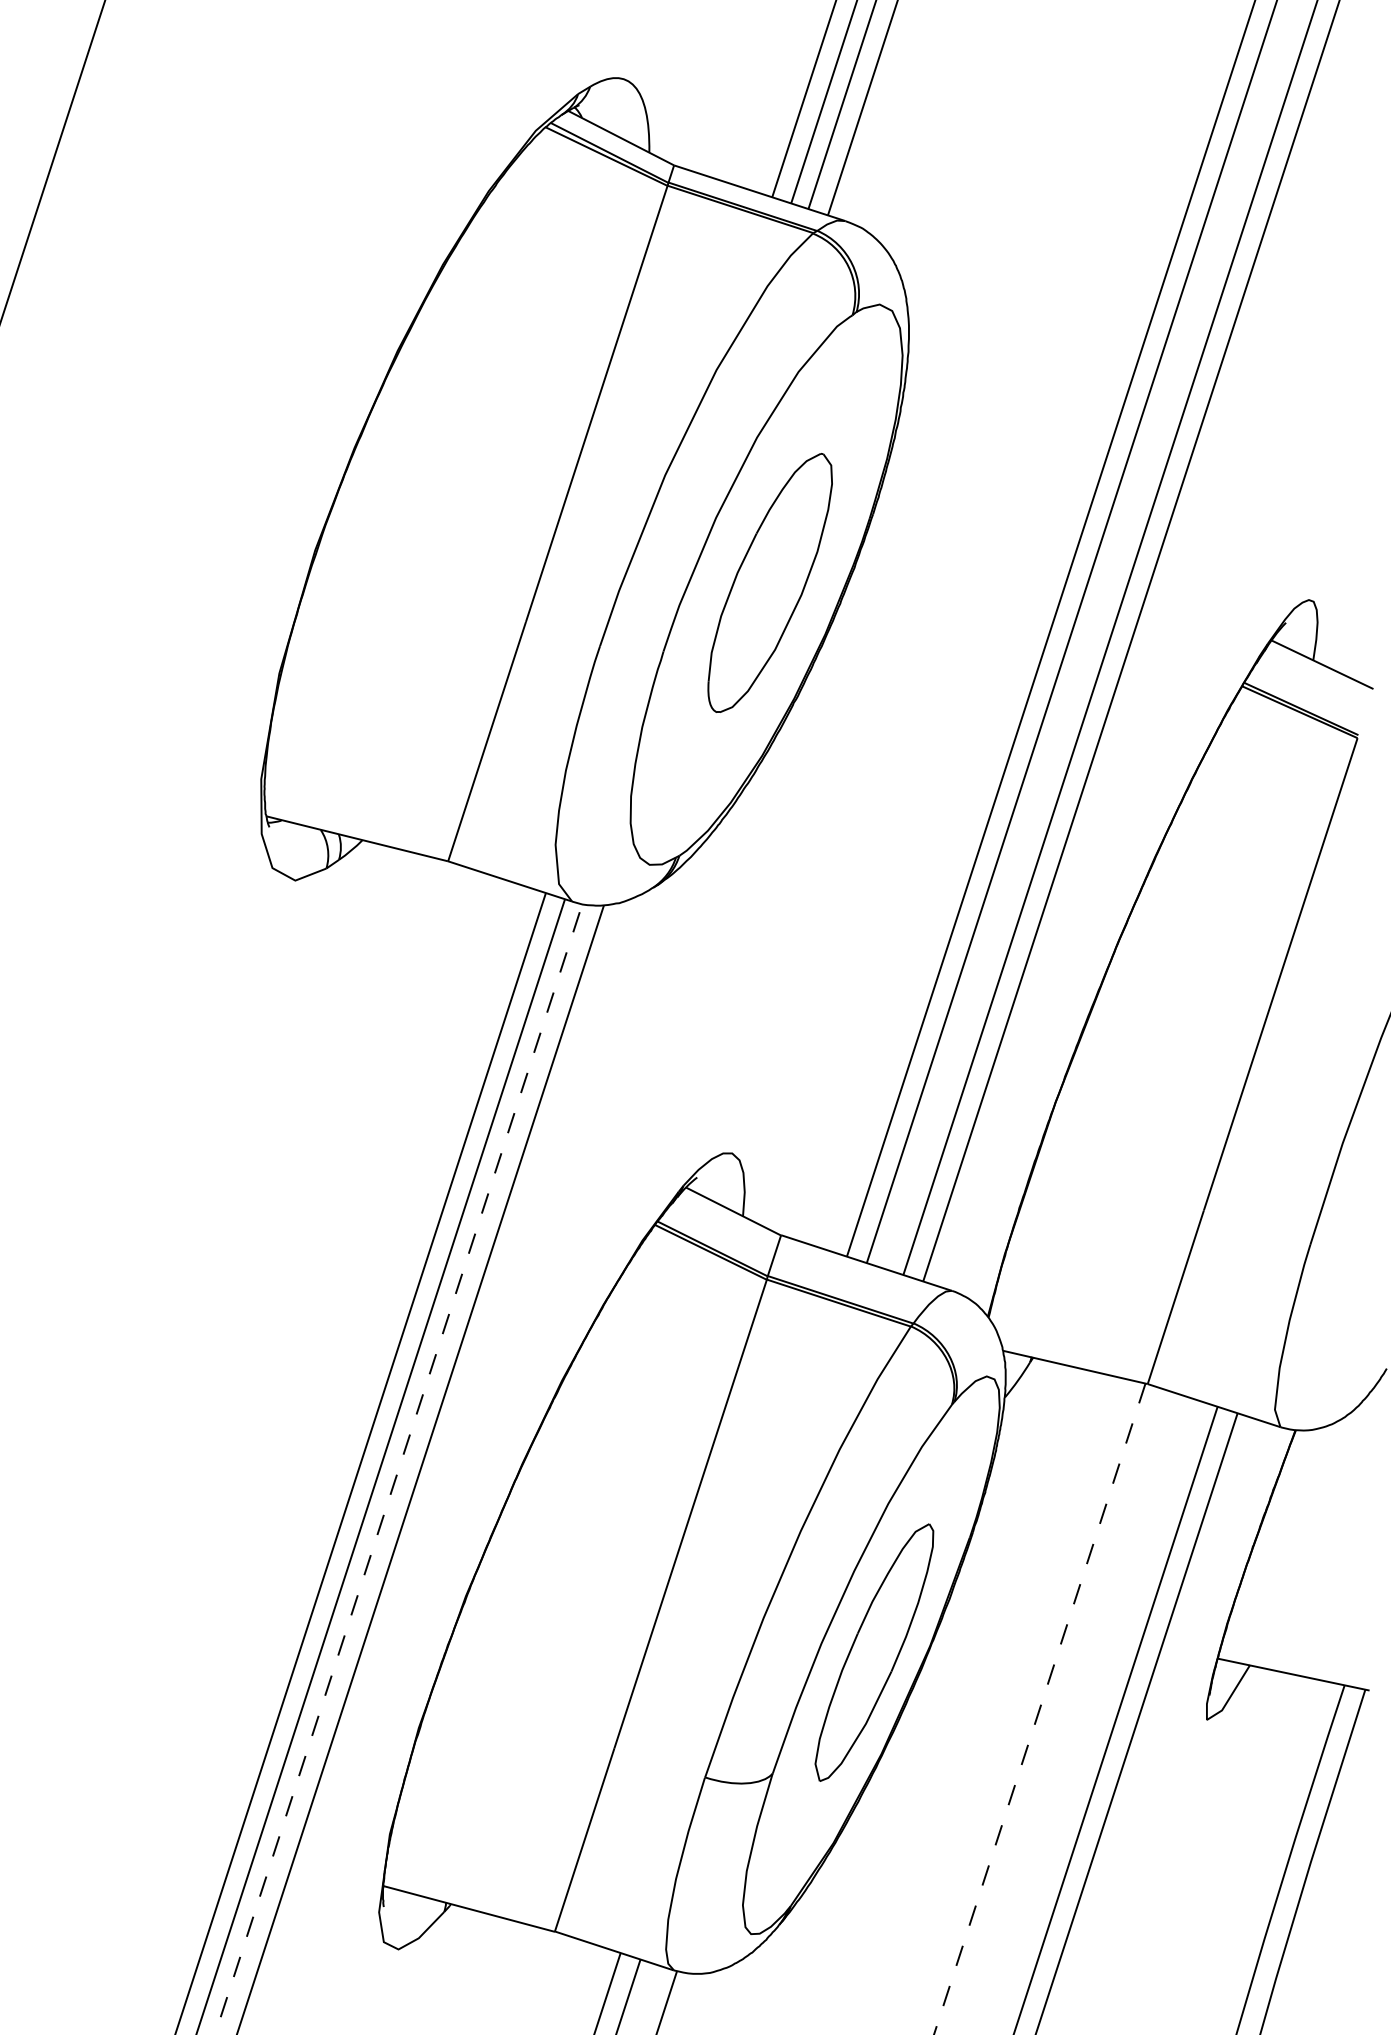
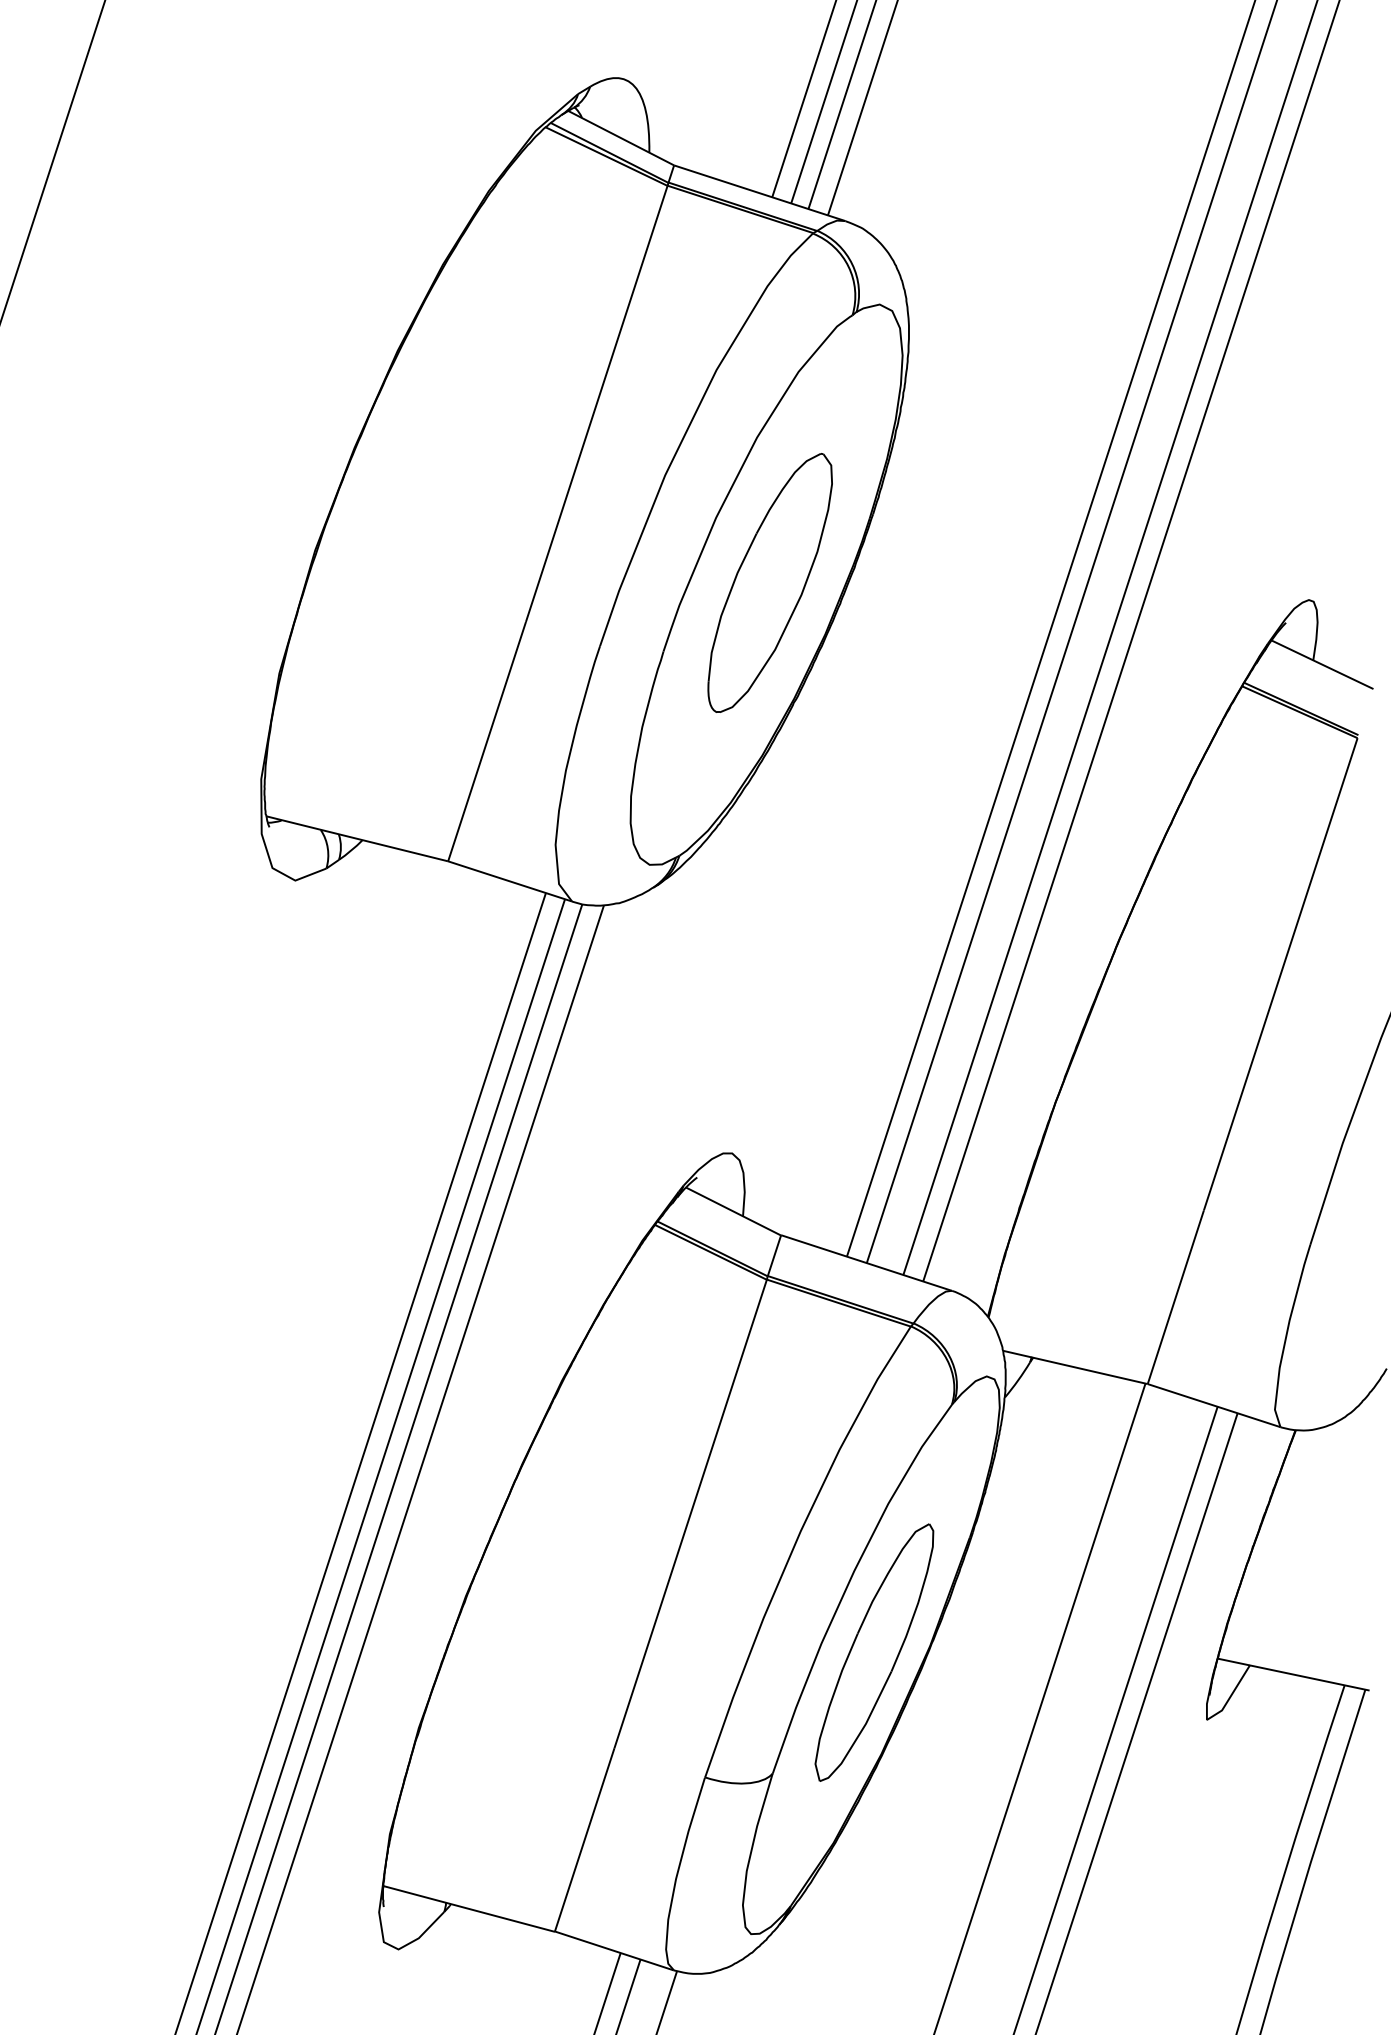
line: dashed -> solid (398, 1469)
line: dashed -> solid (1039, 1709)
